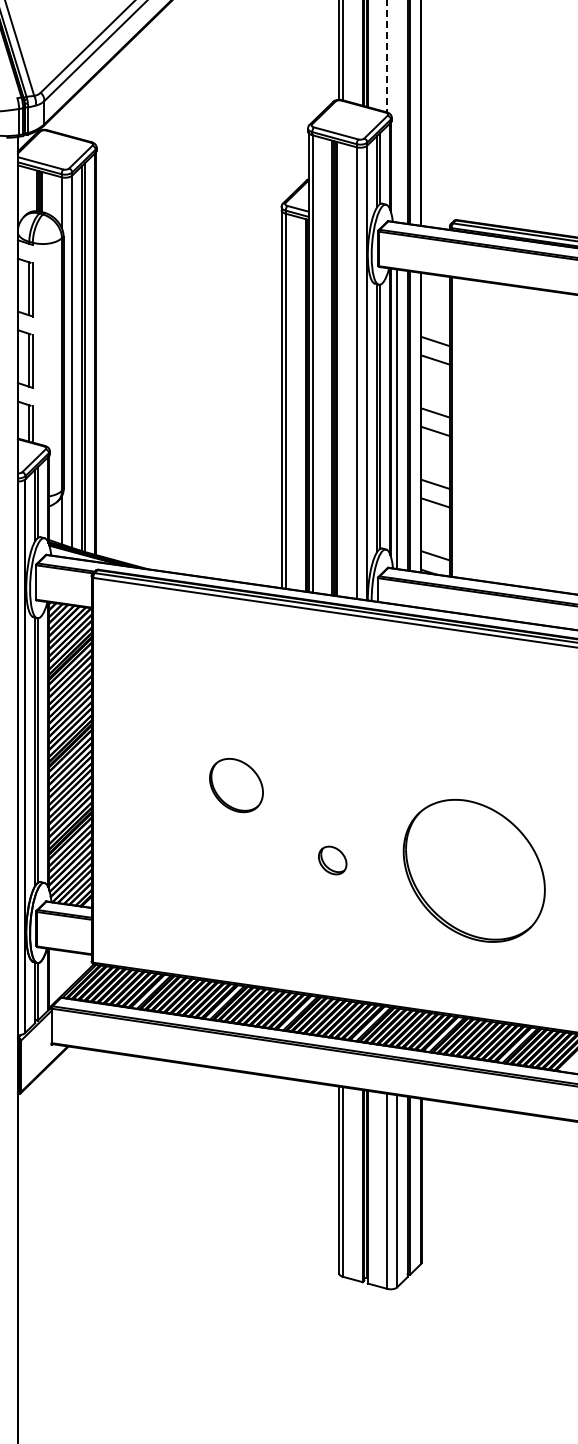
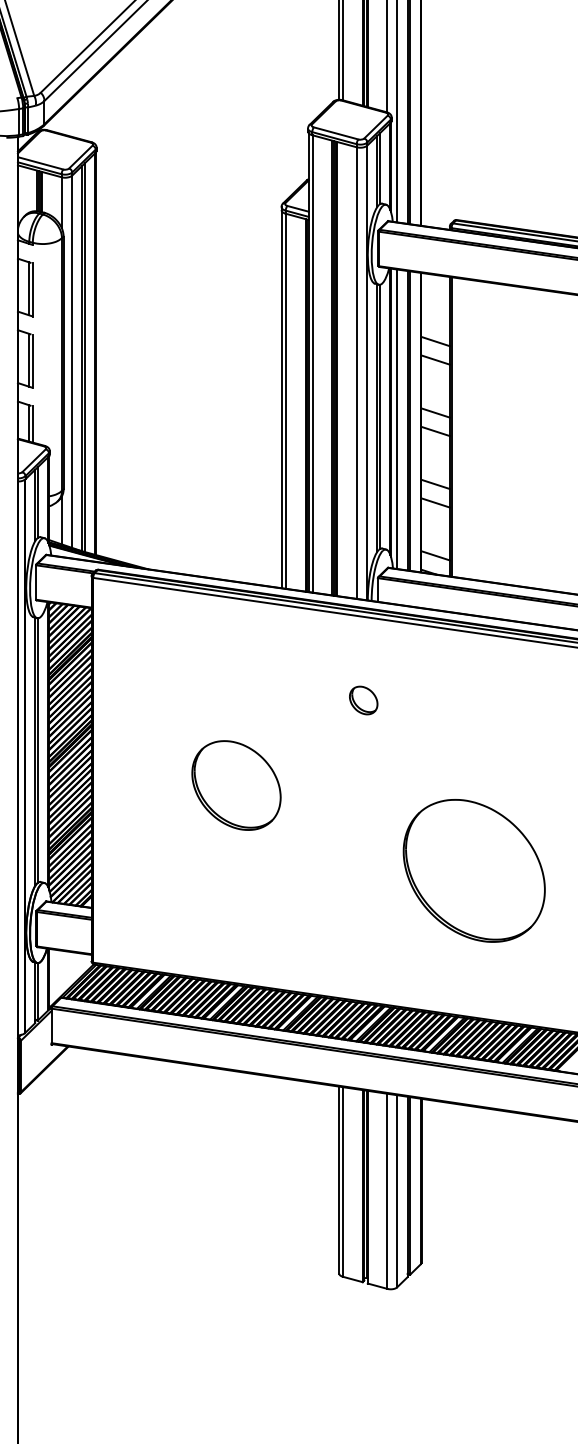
line: dashed -> solid (387, 56)
line: none -> present (397, 112)
part size: 55x56 px -> 91x91 px (236, 785)
part position: (332, 860) -> (363, 700) (363, 700)
